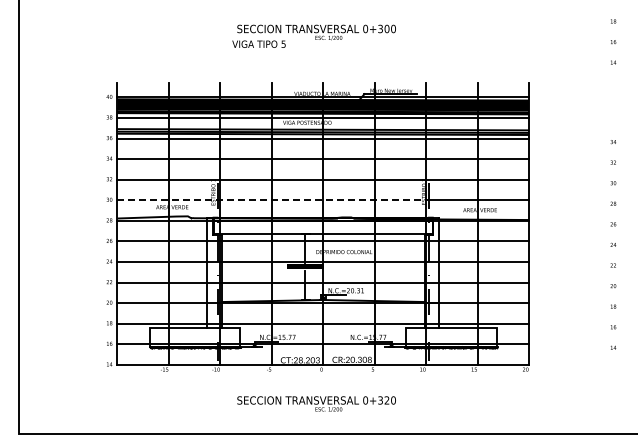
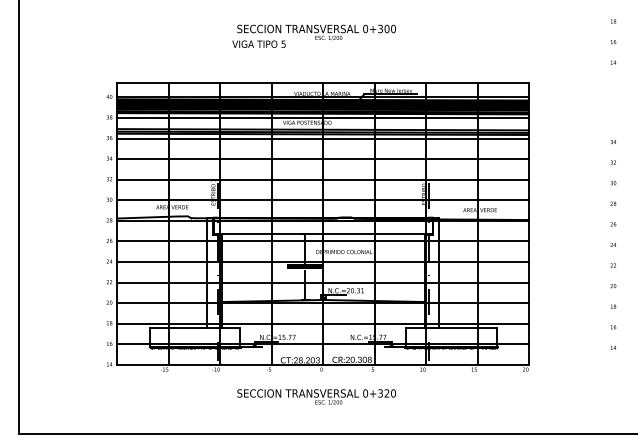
line: none -> present (322, 82)
line: dashed -> solid (272, 200)
text position: (316, 403) -> (316, 396) (316, 396)
